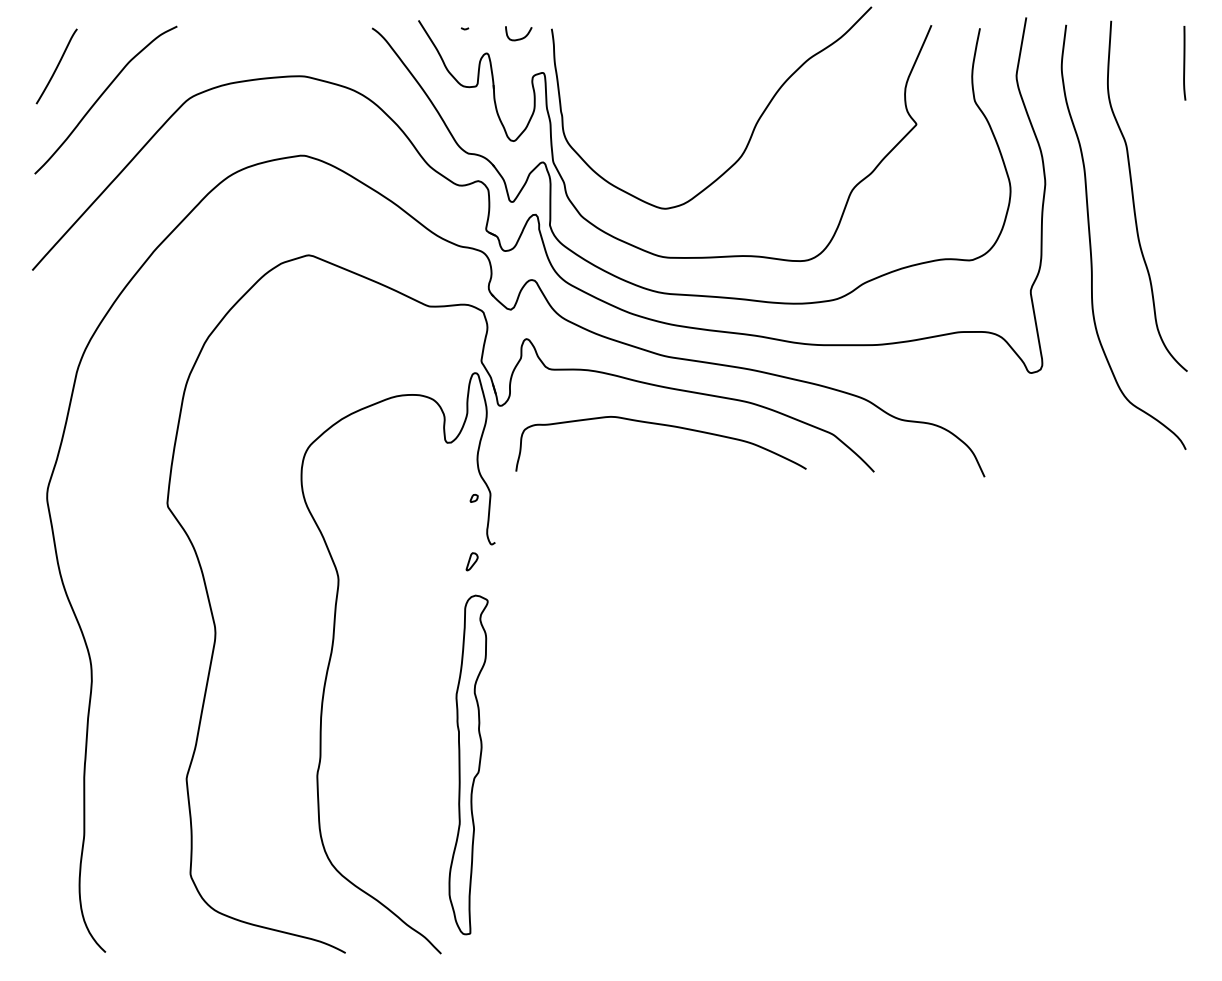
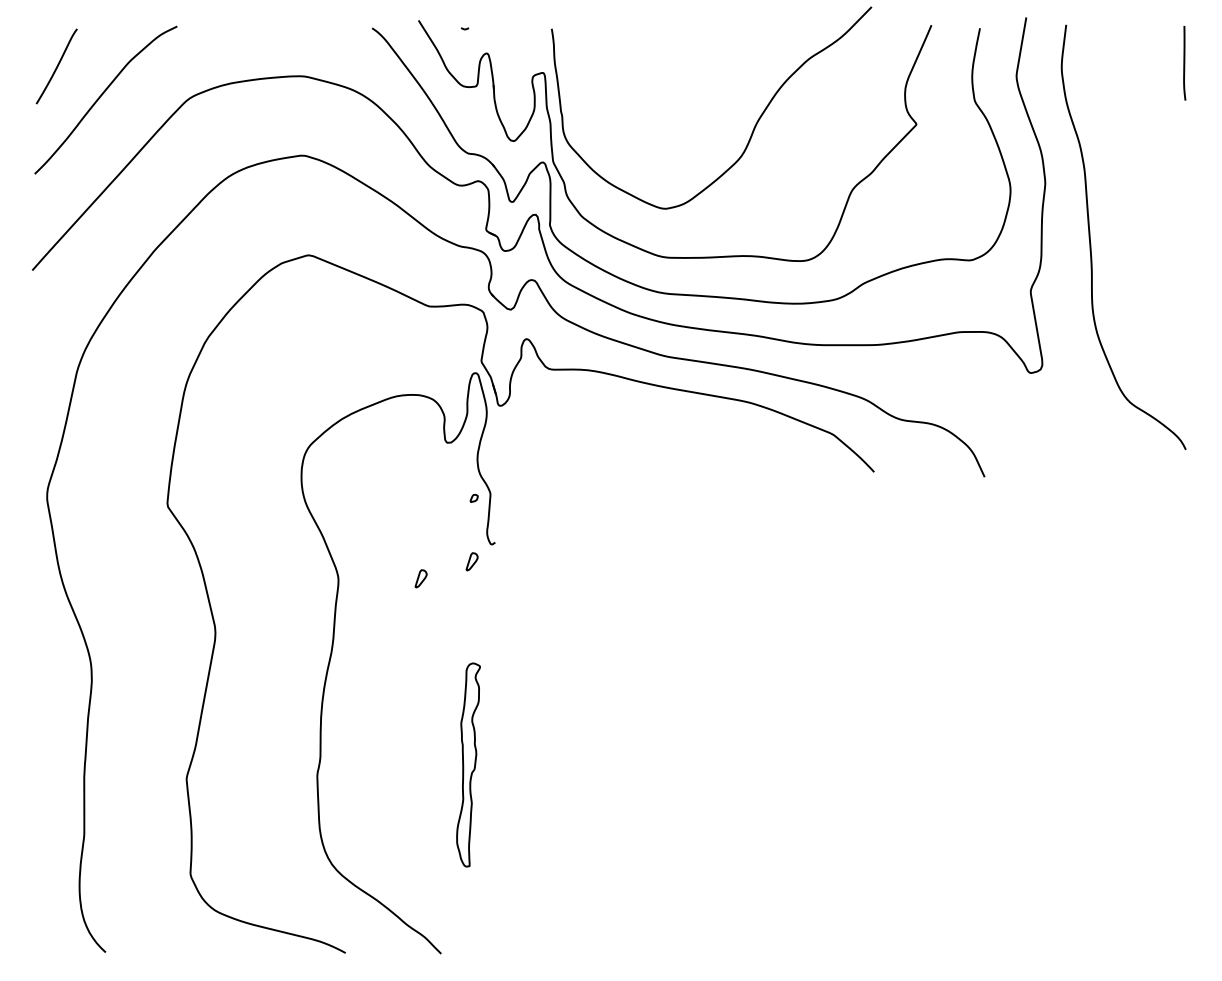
curve: present -> none (518, 38)
curve: present -> none (1134, 199)
curve: present -> none (660, 425)
part: none -> present (420, 578)
part size: 41x342 px -> 25x206 px (468, 764)
